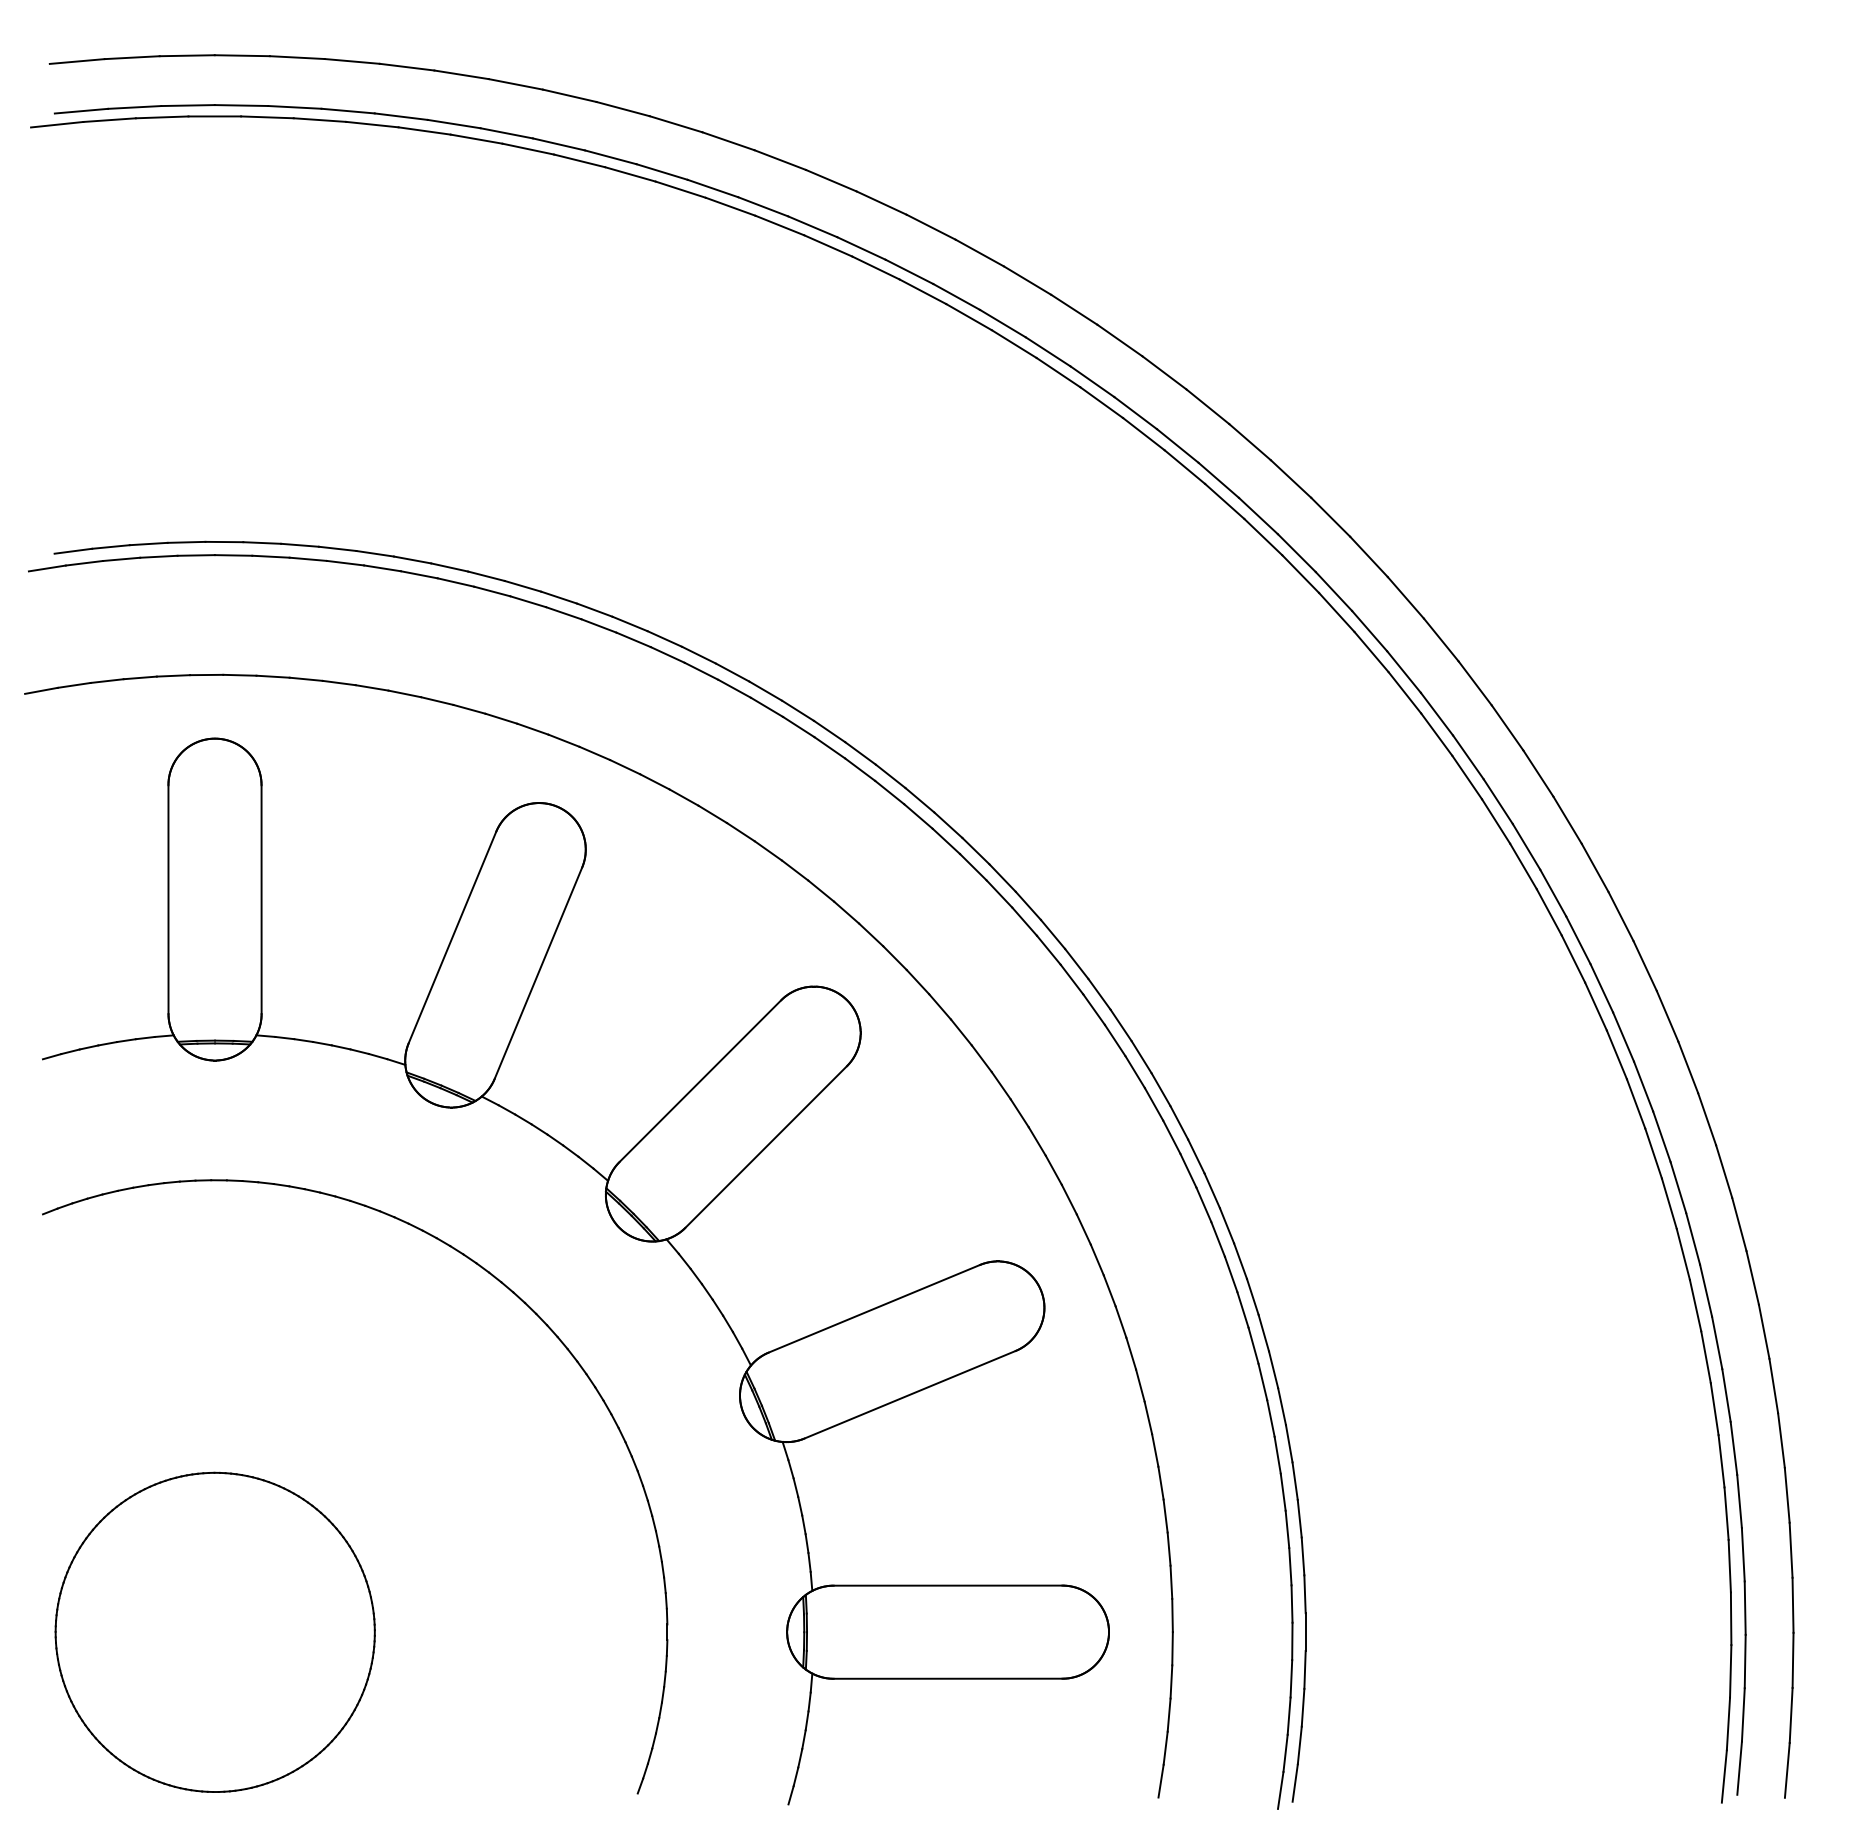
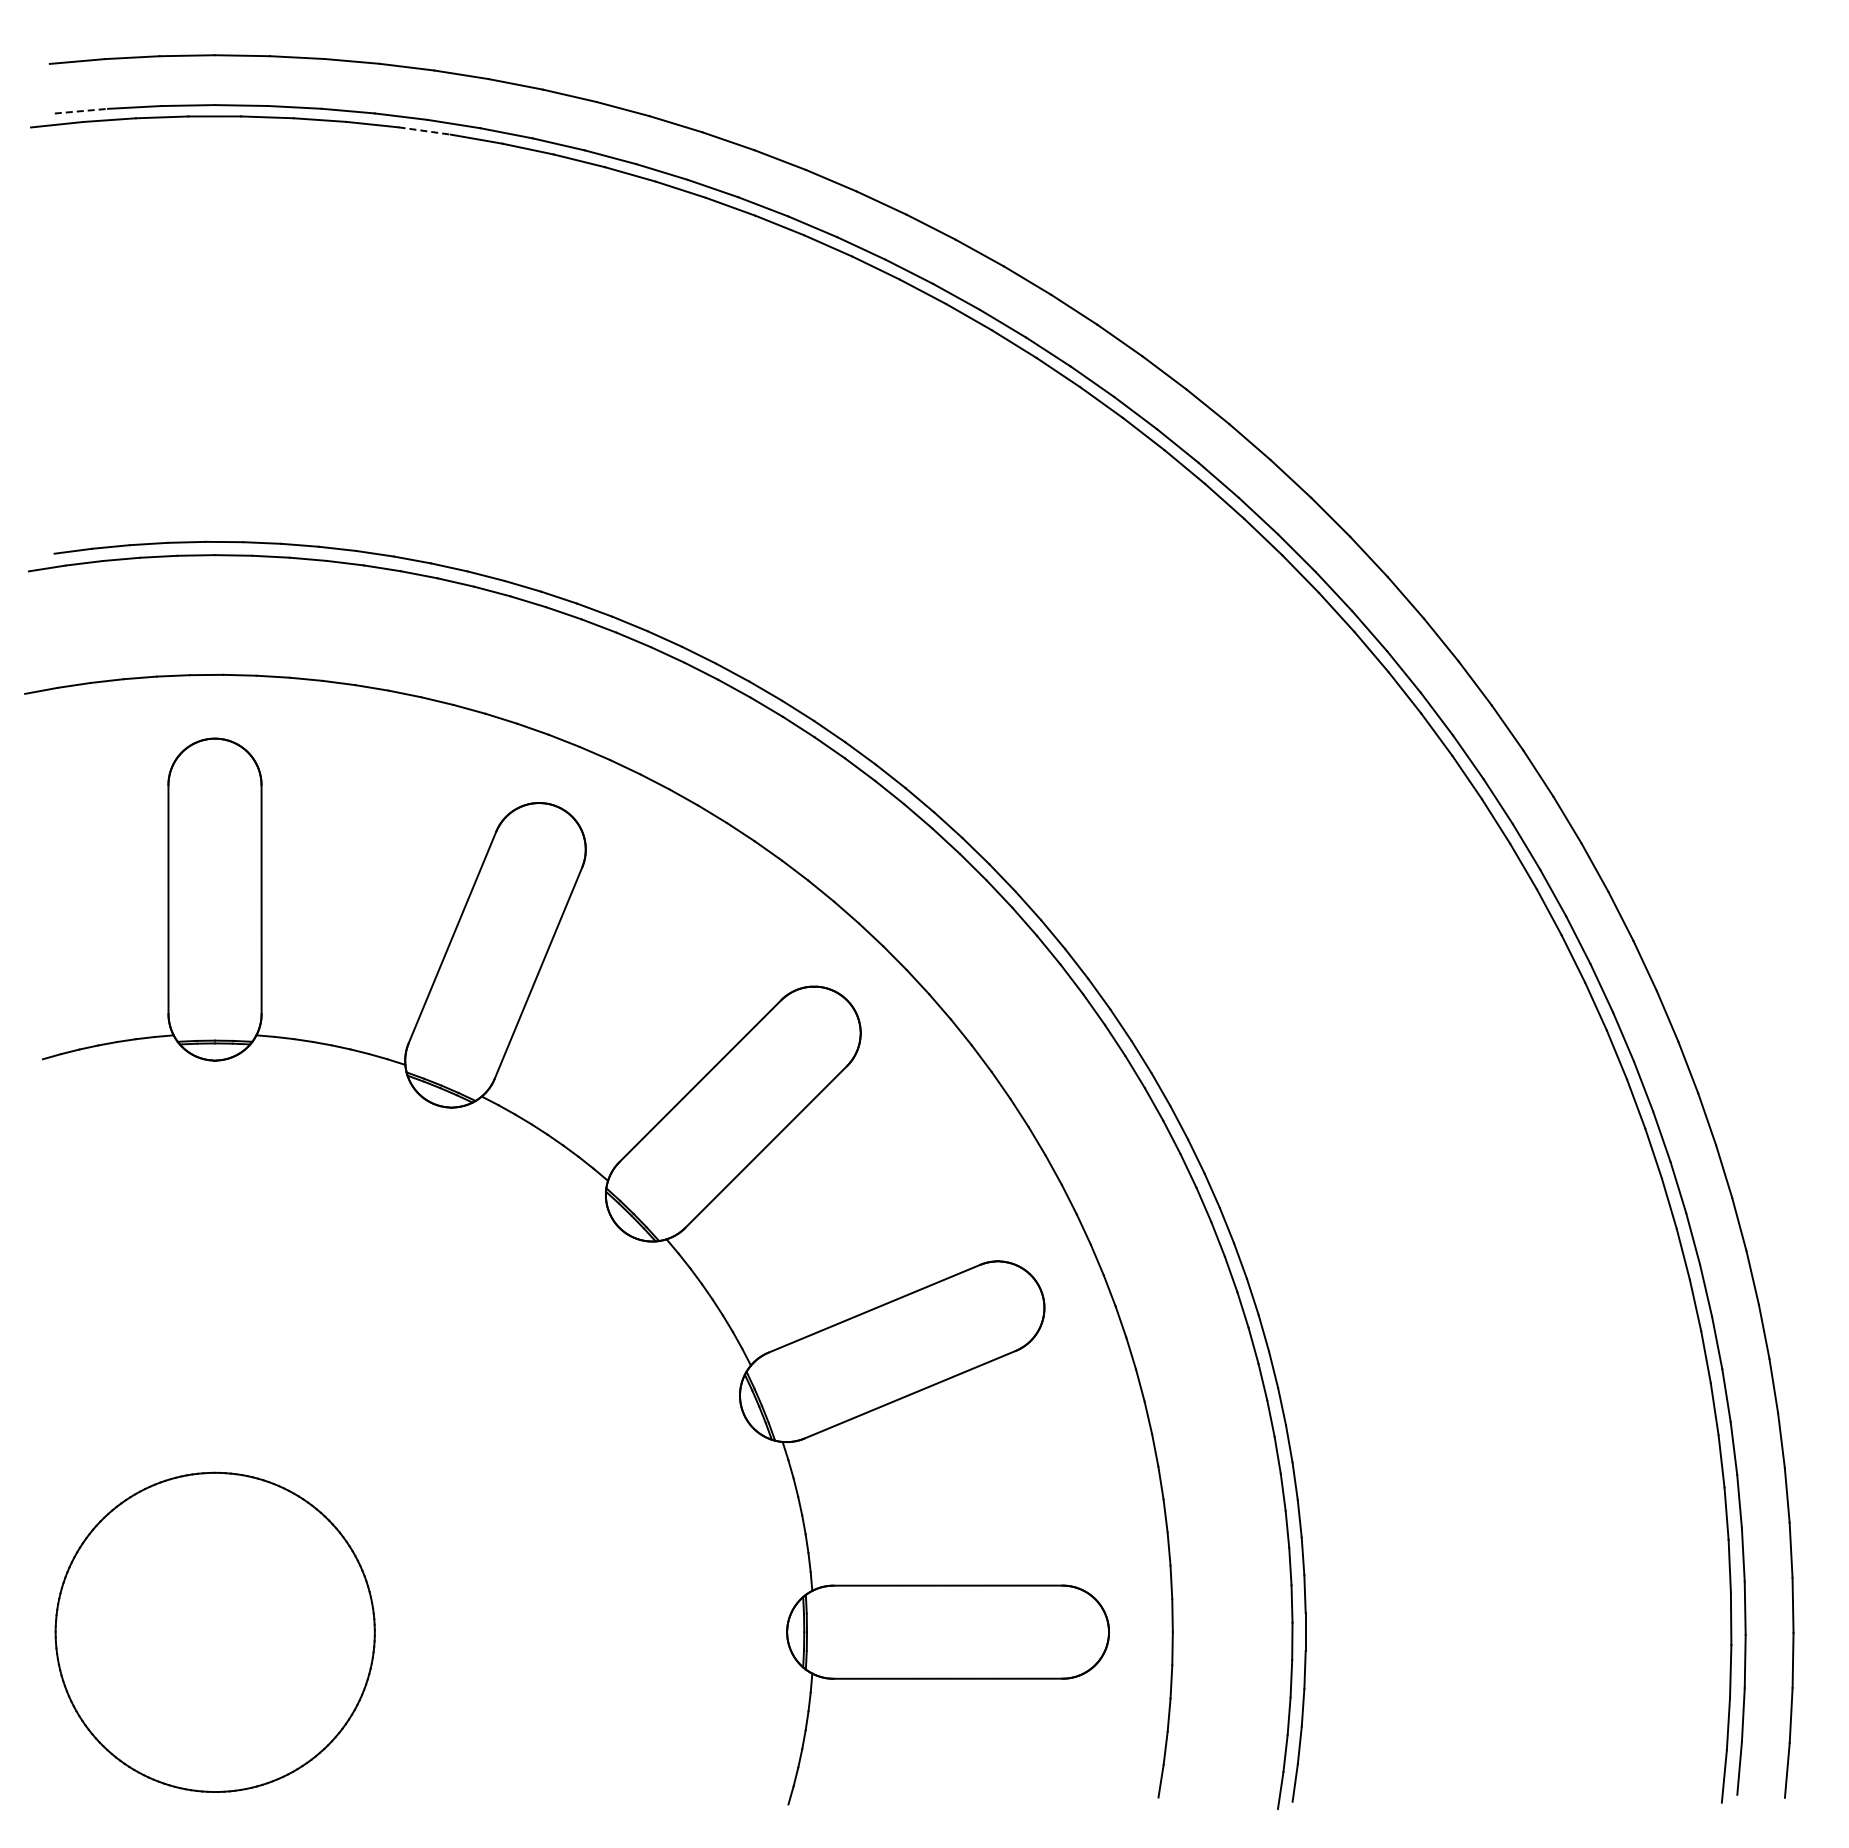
line: solid -> dashed (81, 111)
line: solid -> dashed (425, 131)
part: present -> none (521, 1301)
